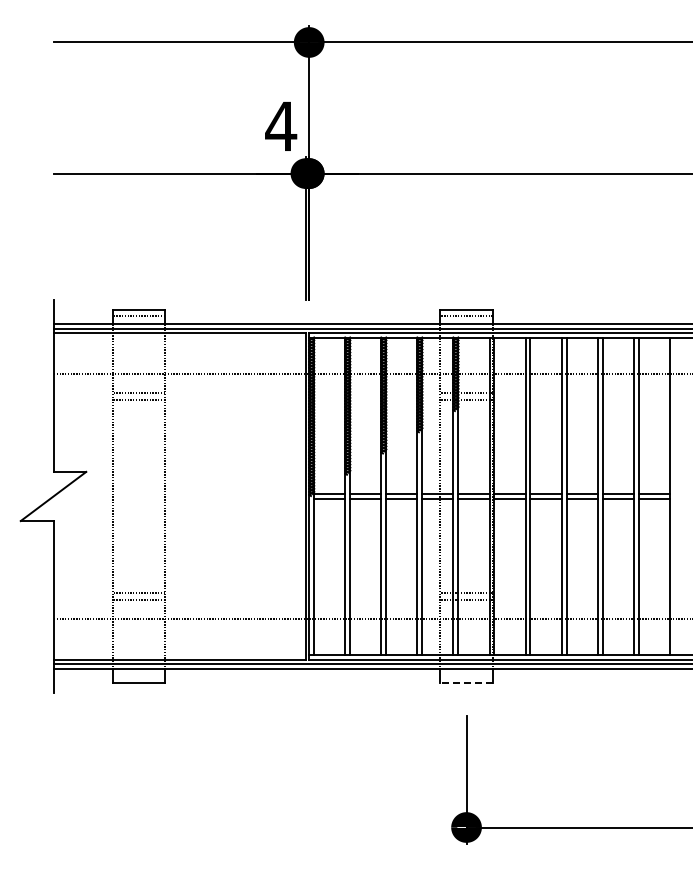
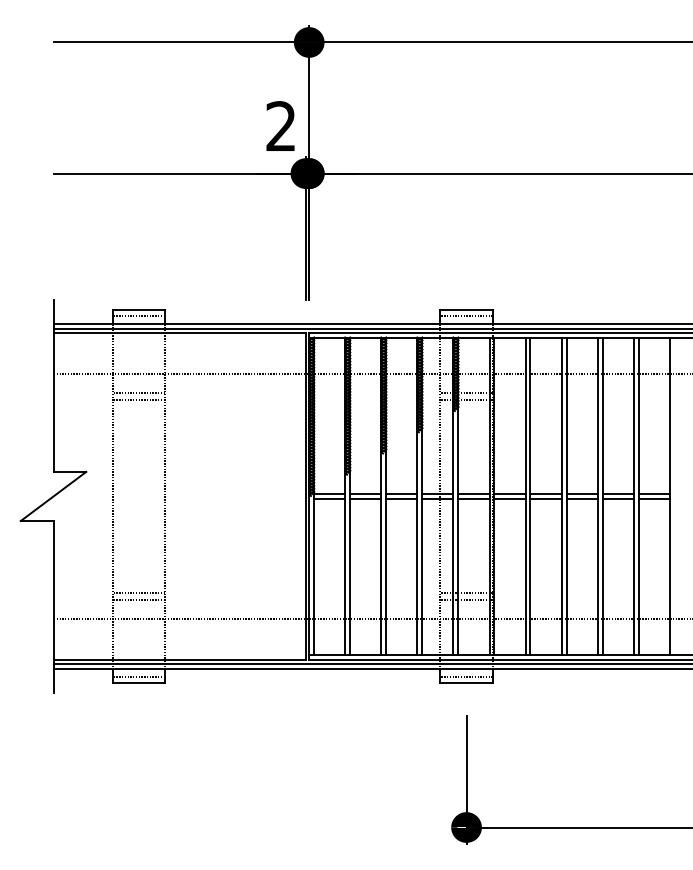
text: 4 -> 2 (281, 125)
line: none -> present (138, 676)
line: none -> present (466, 676)
line: dashed -> solid (466, 683)
